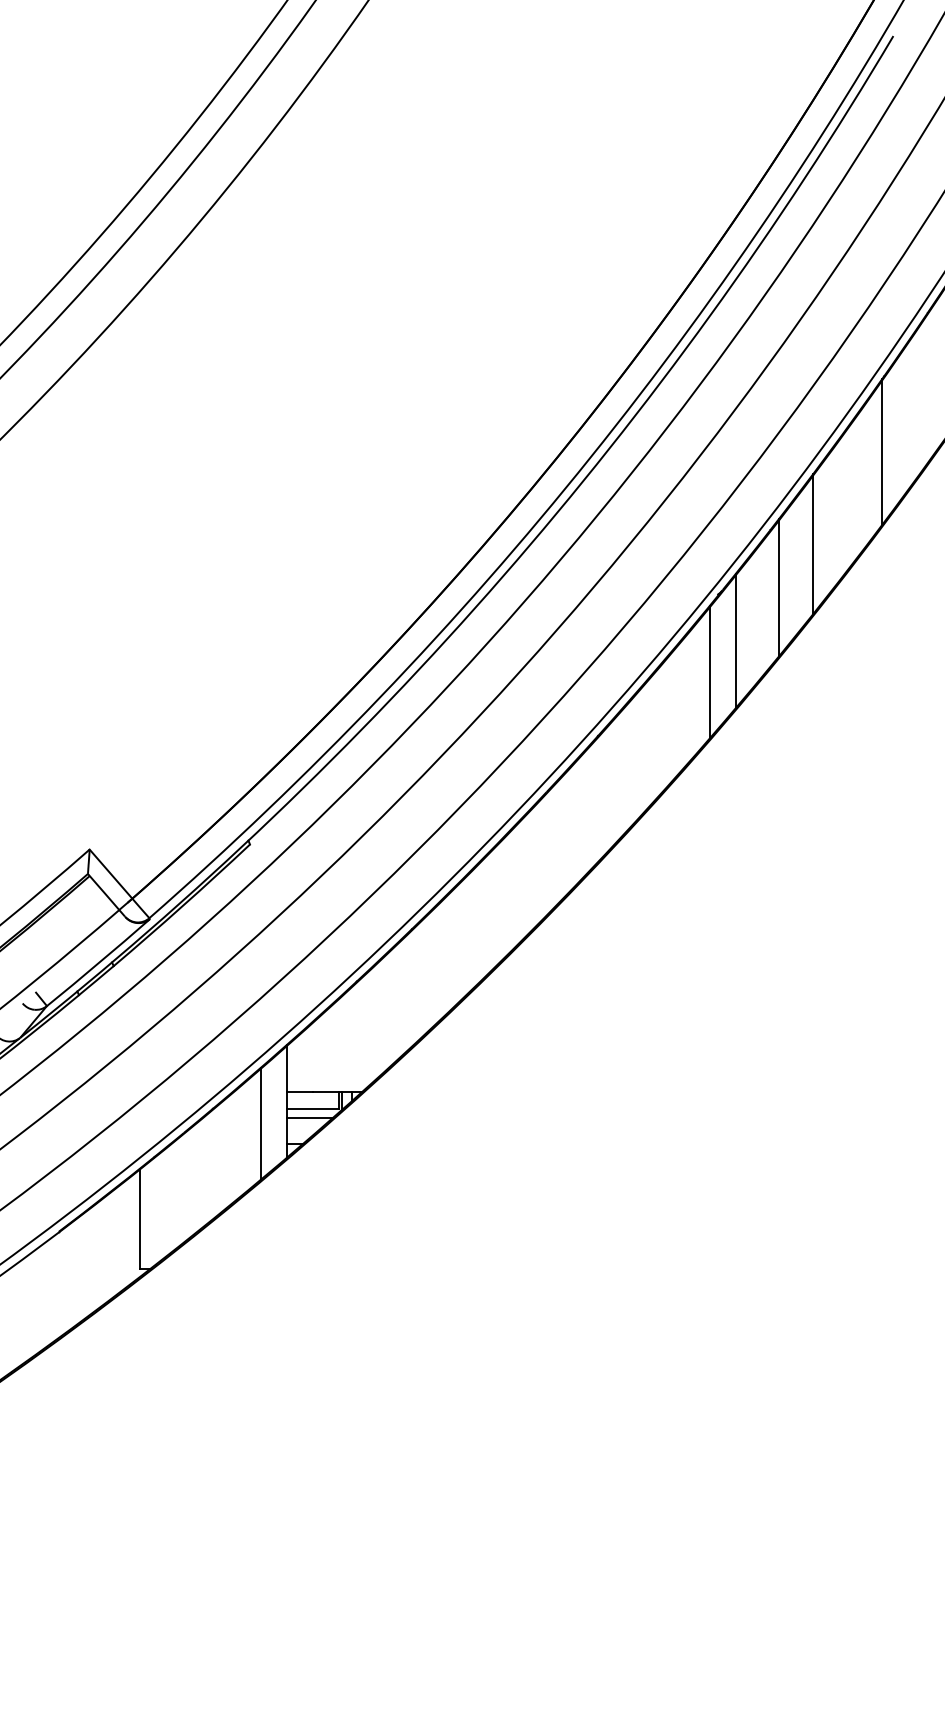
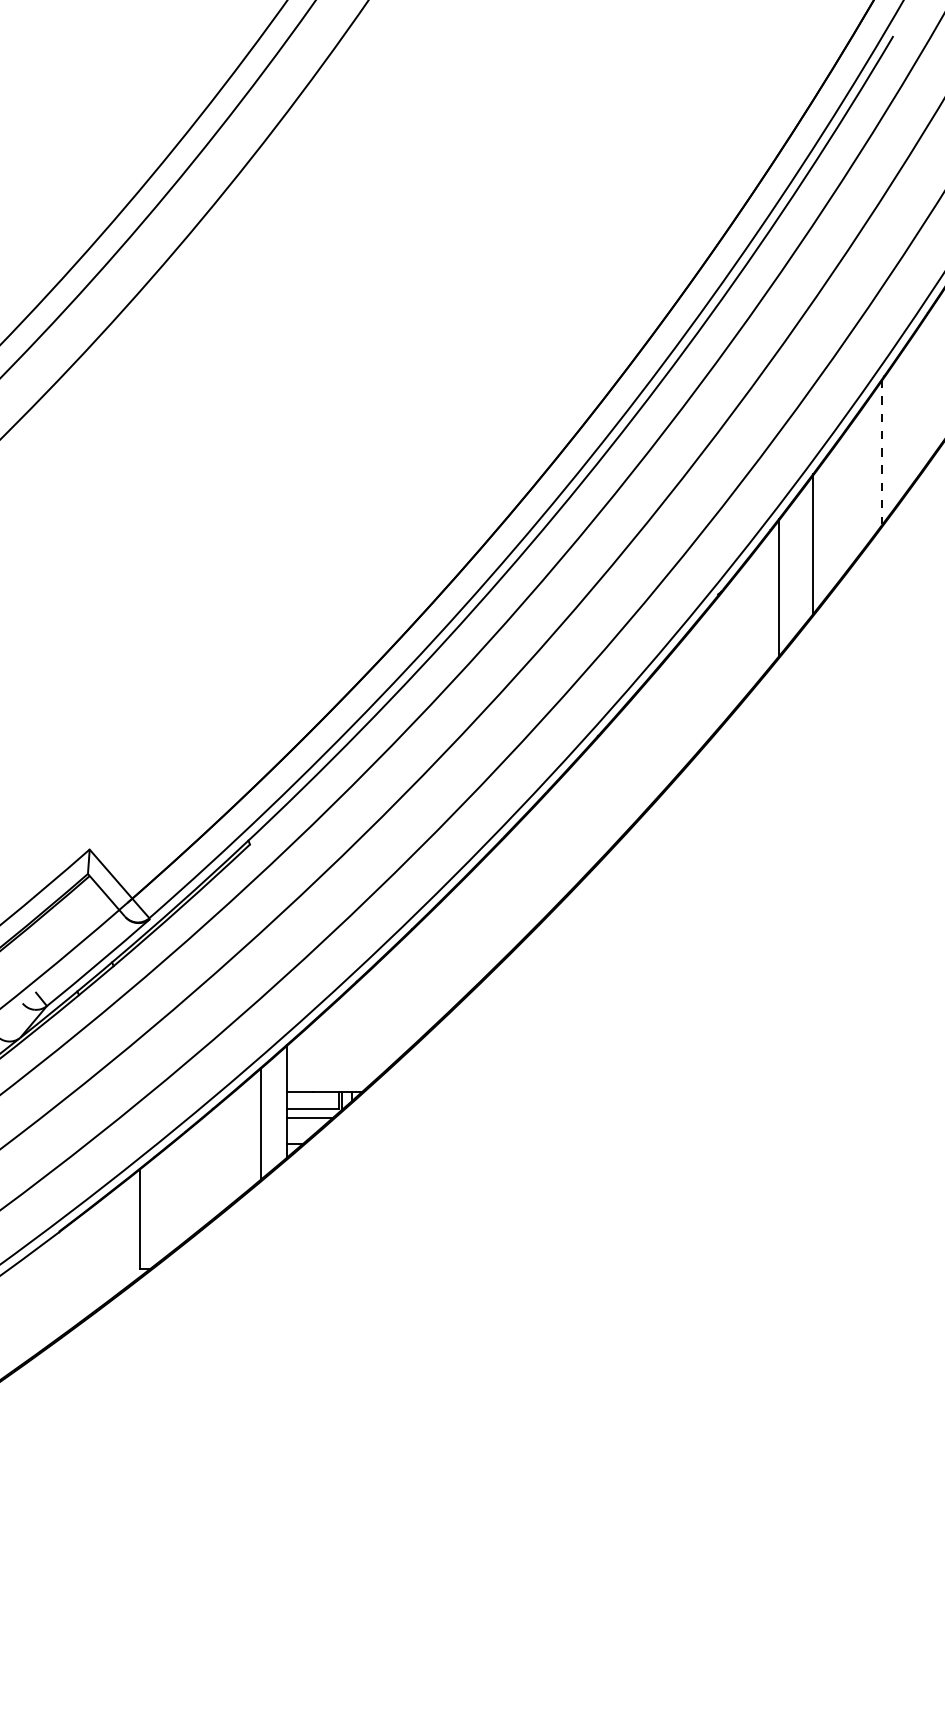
line: solid -> dashed (882, 451)
line: present -> none (735, 641)
line: present -> none (709, 671)
